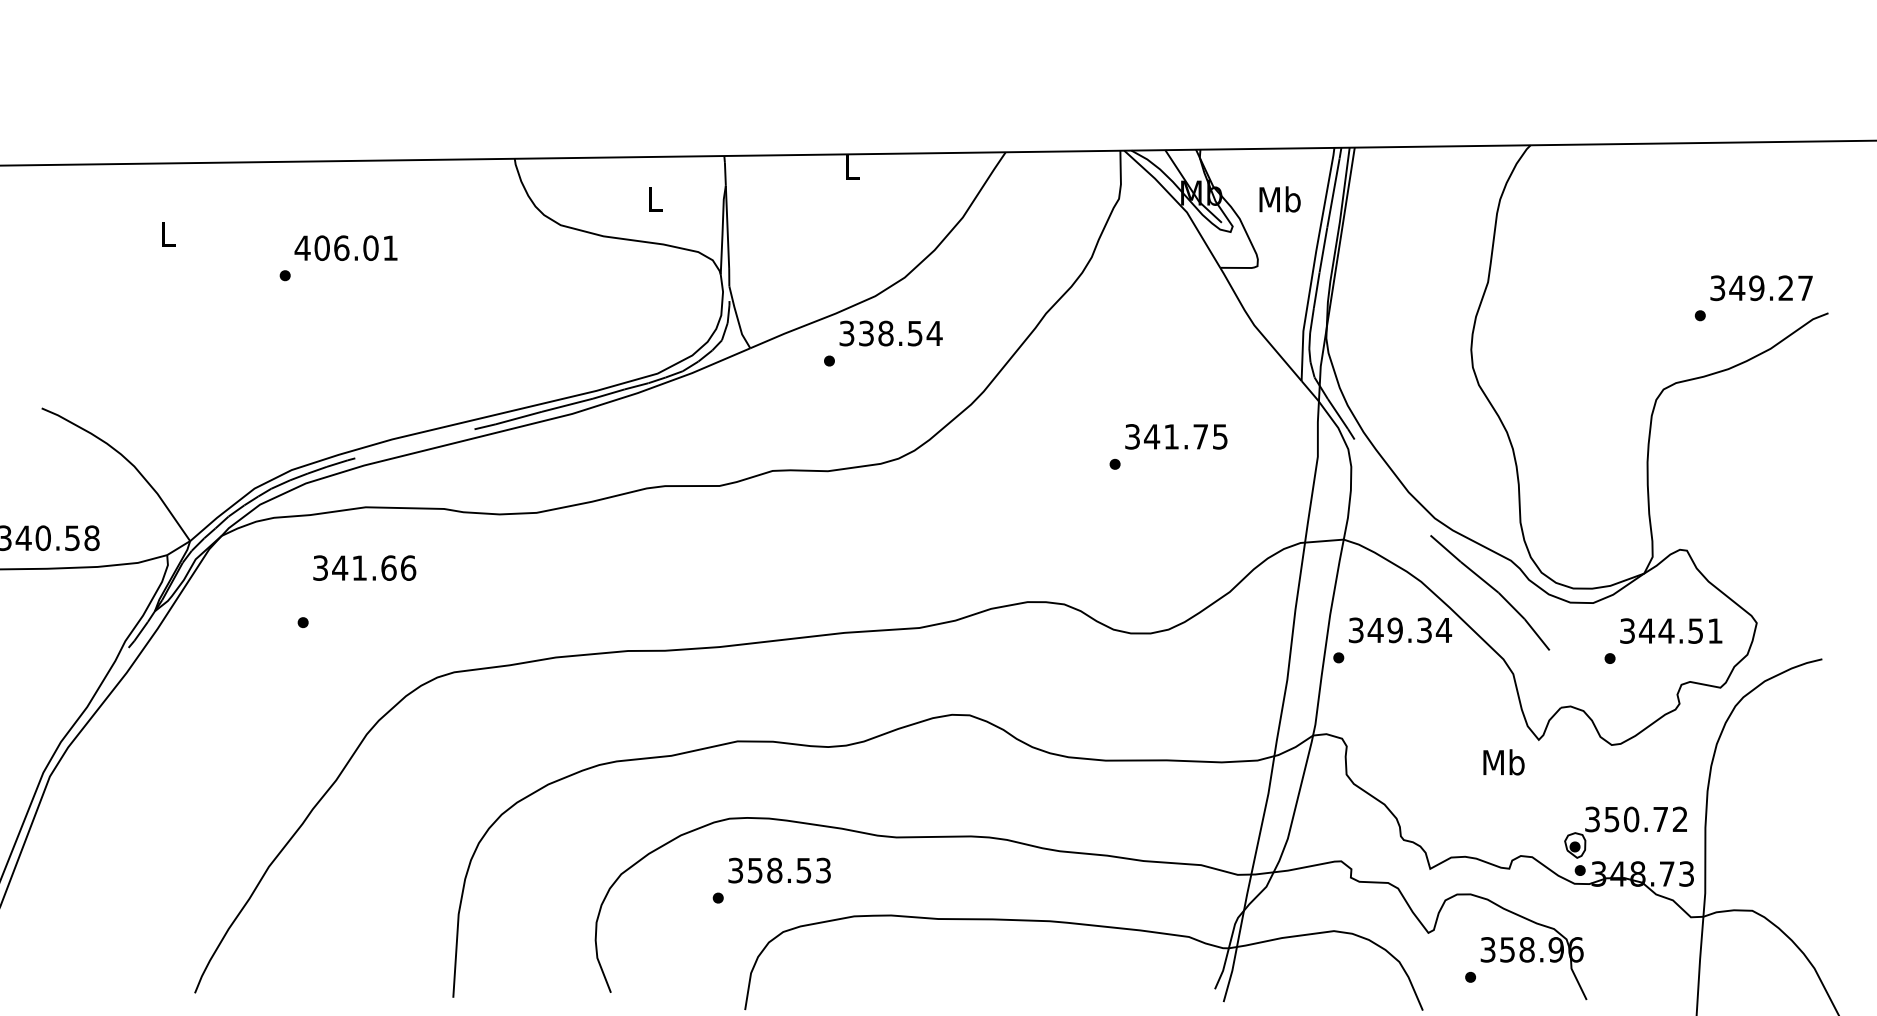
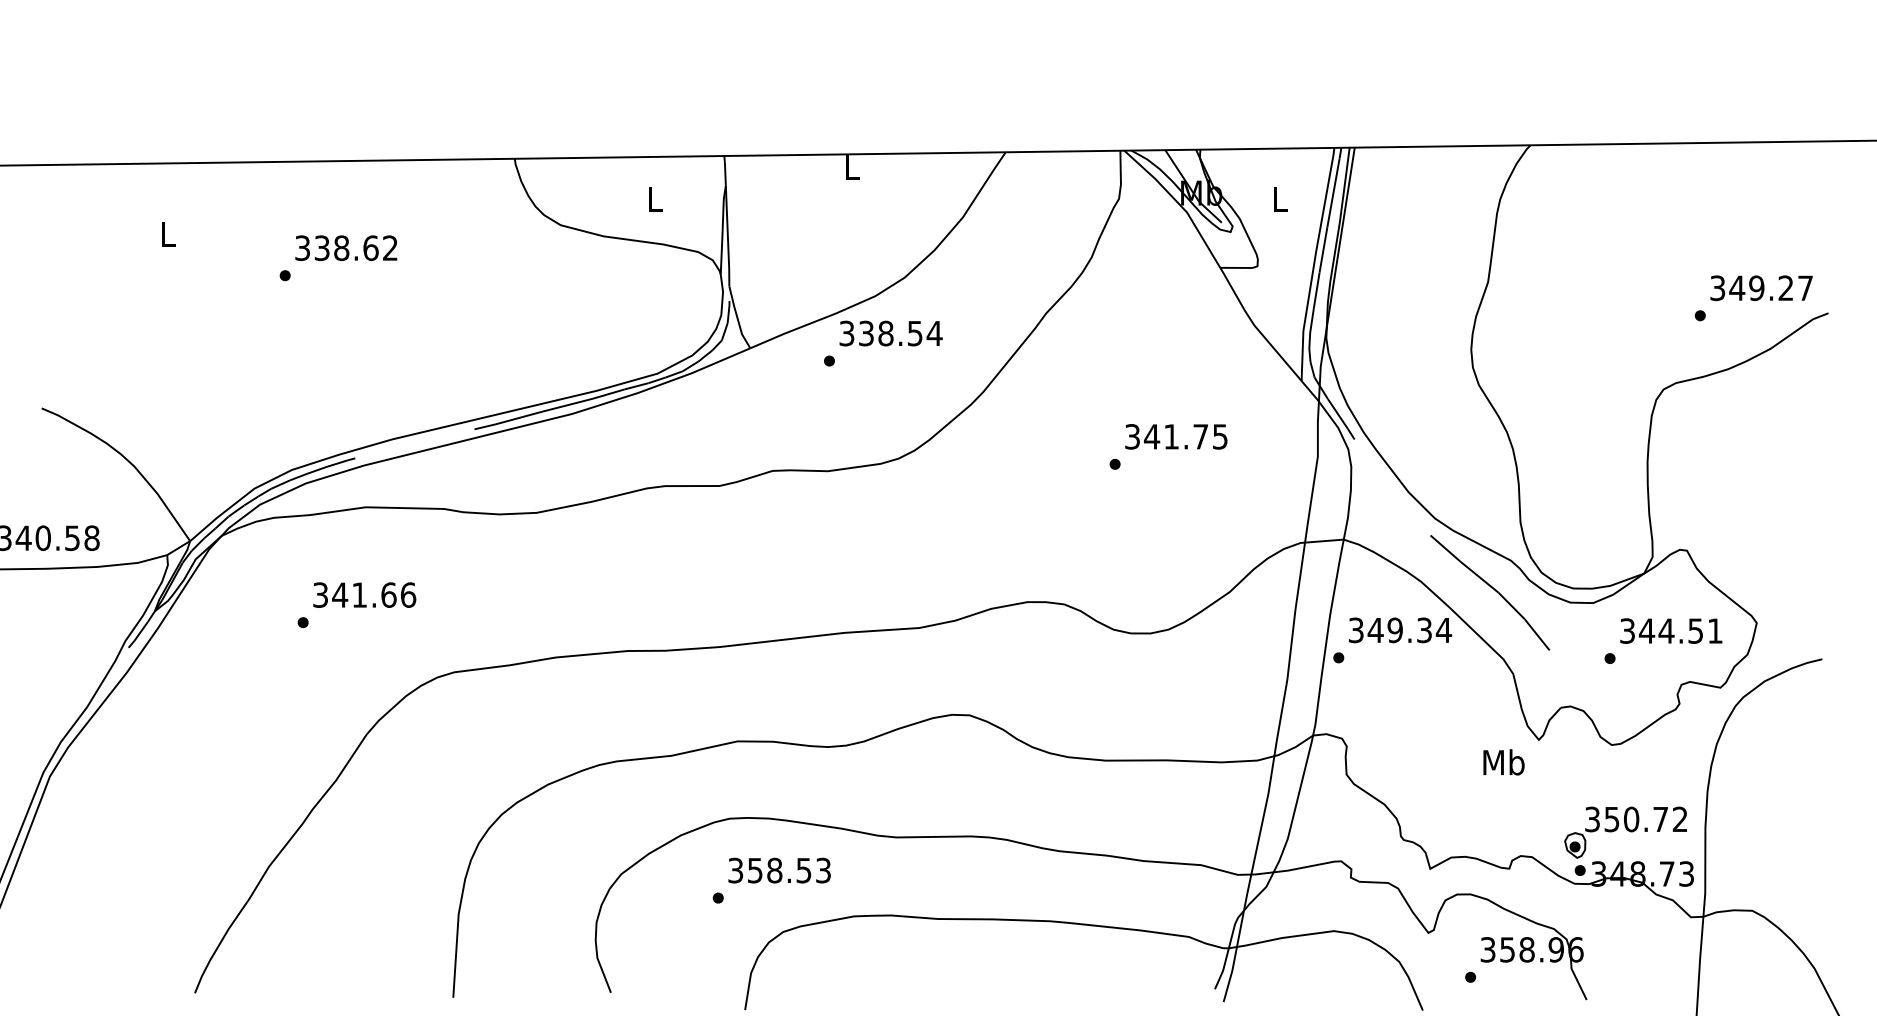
text: Mb -> L (1279, 199)
text: 406.01 -> 338.62 (345, 248)
text position: (364, 567) -> (364, 594) (364, 594)
